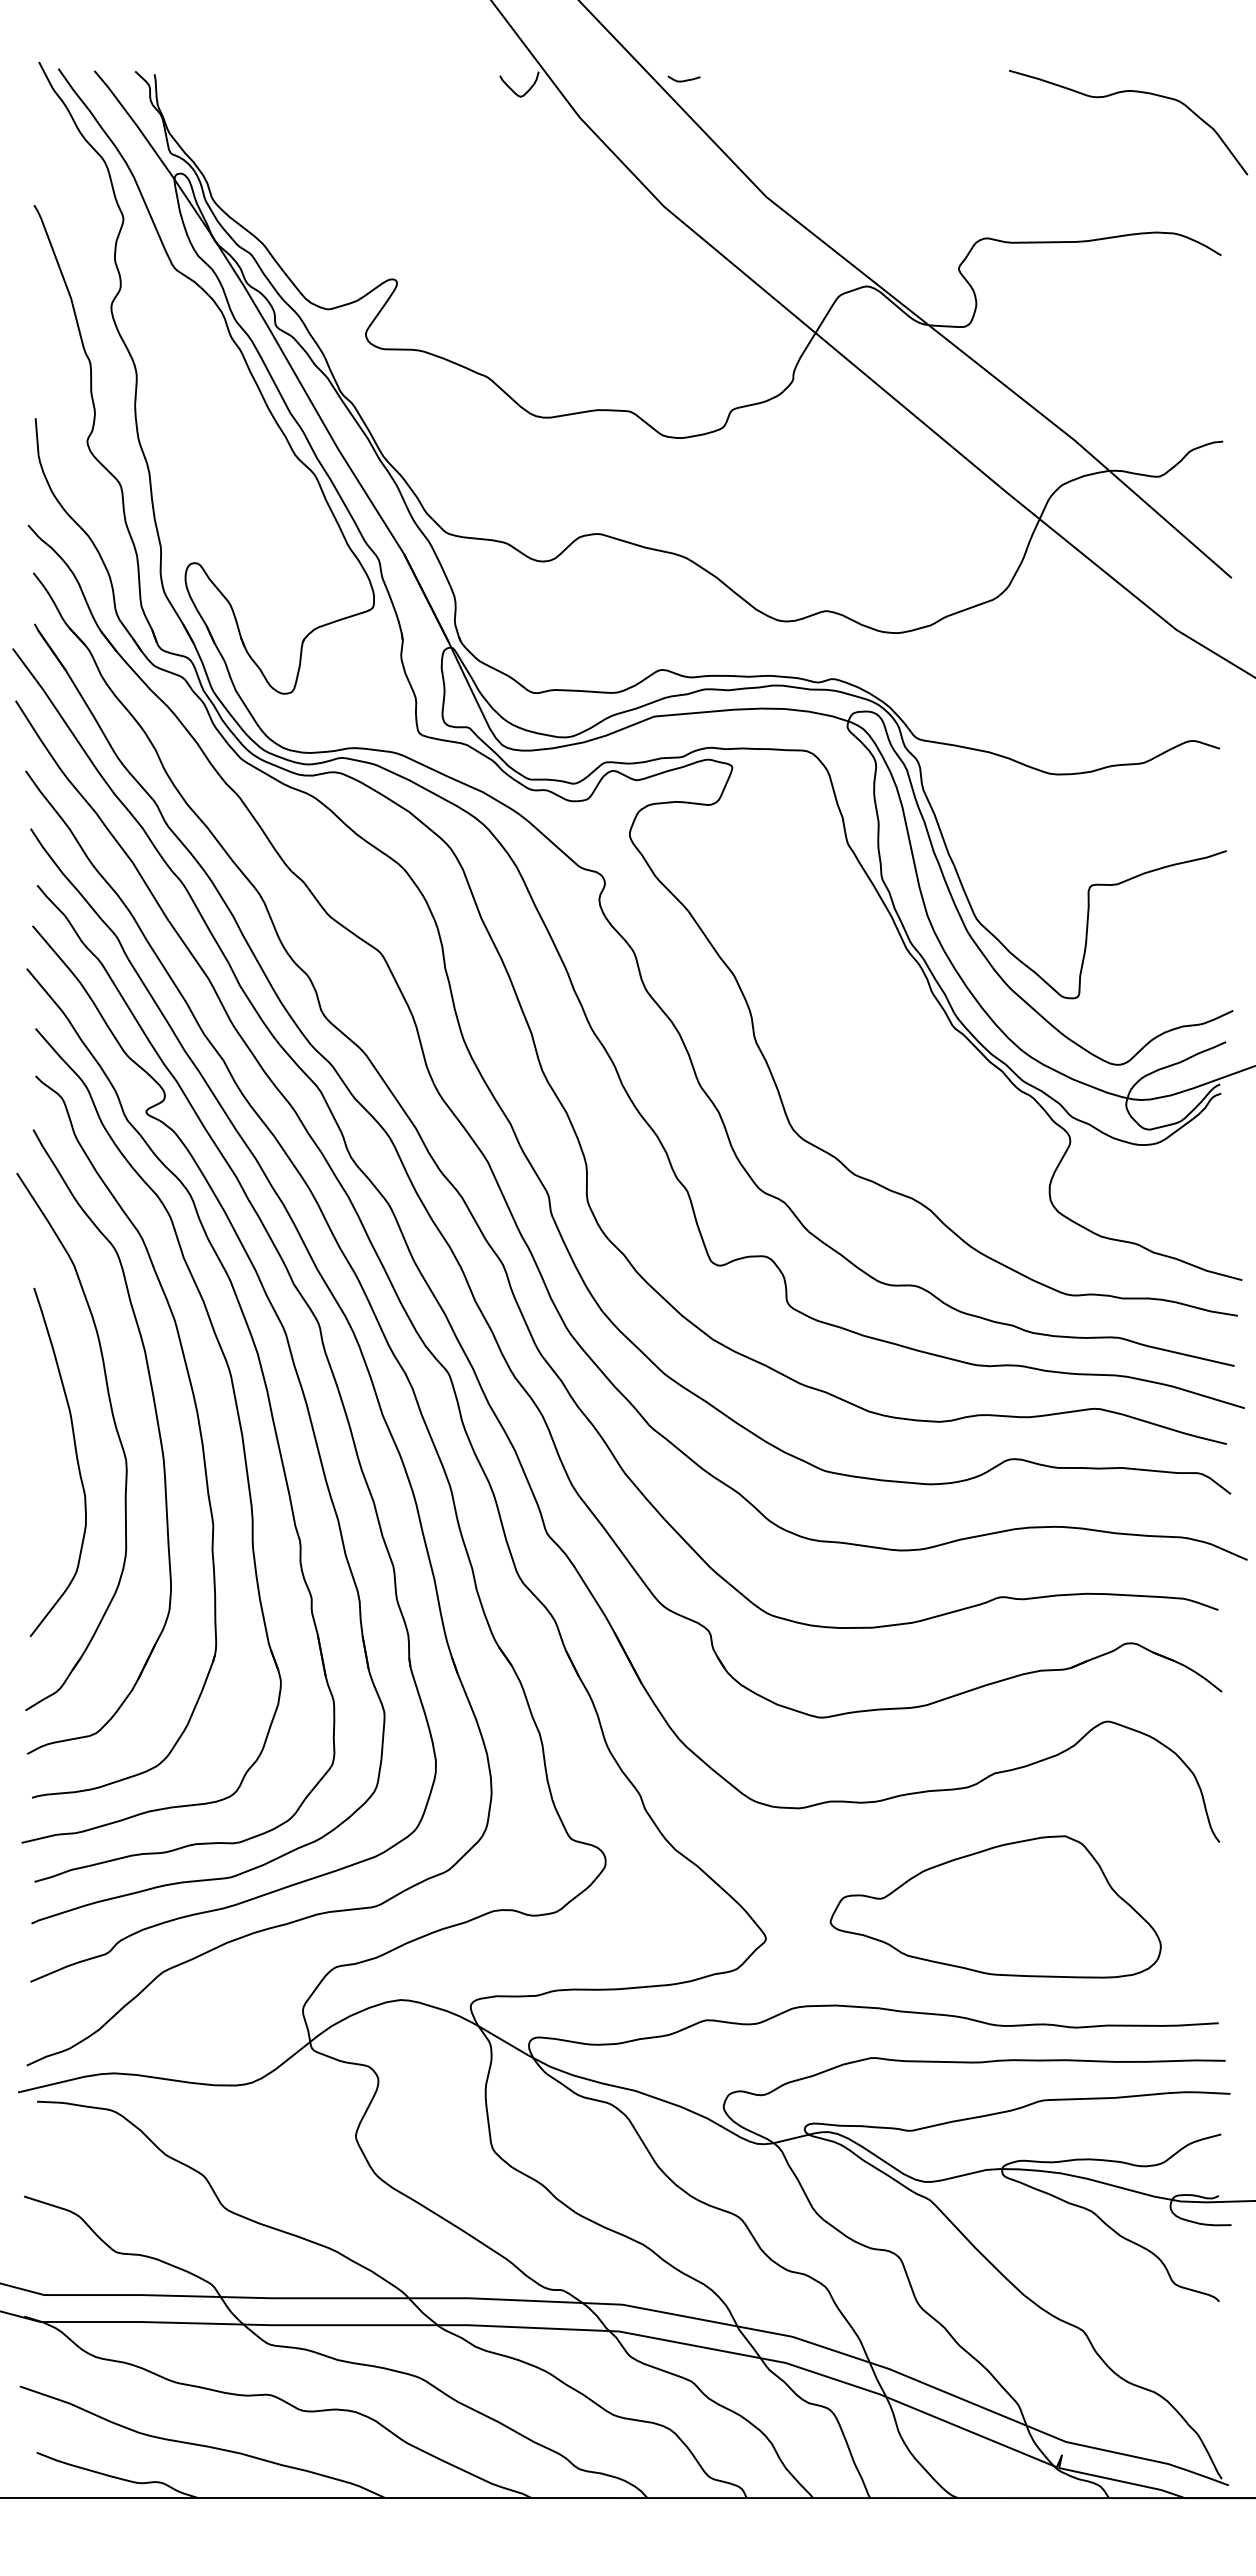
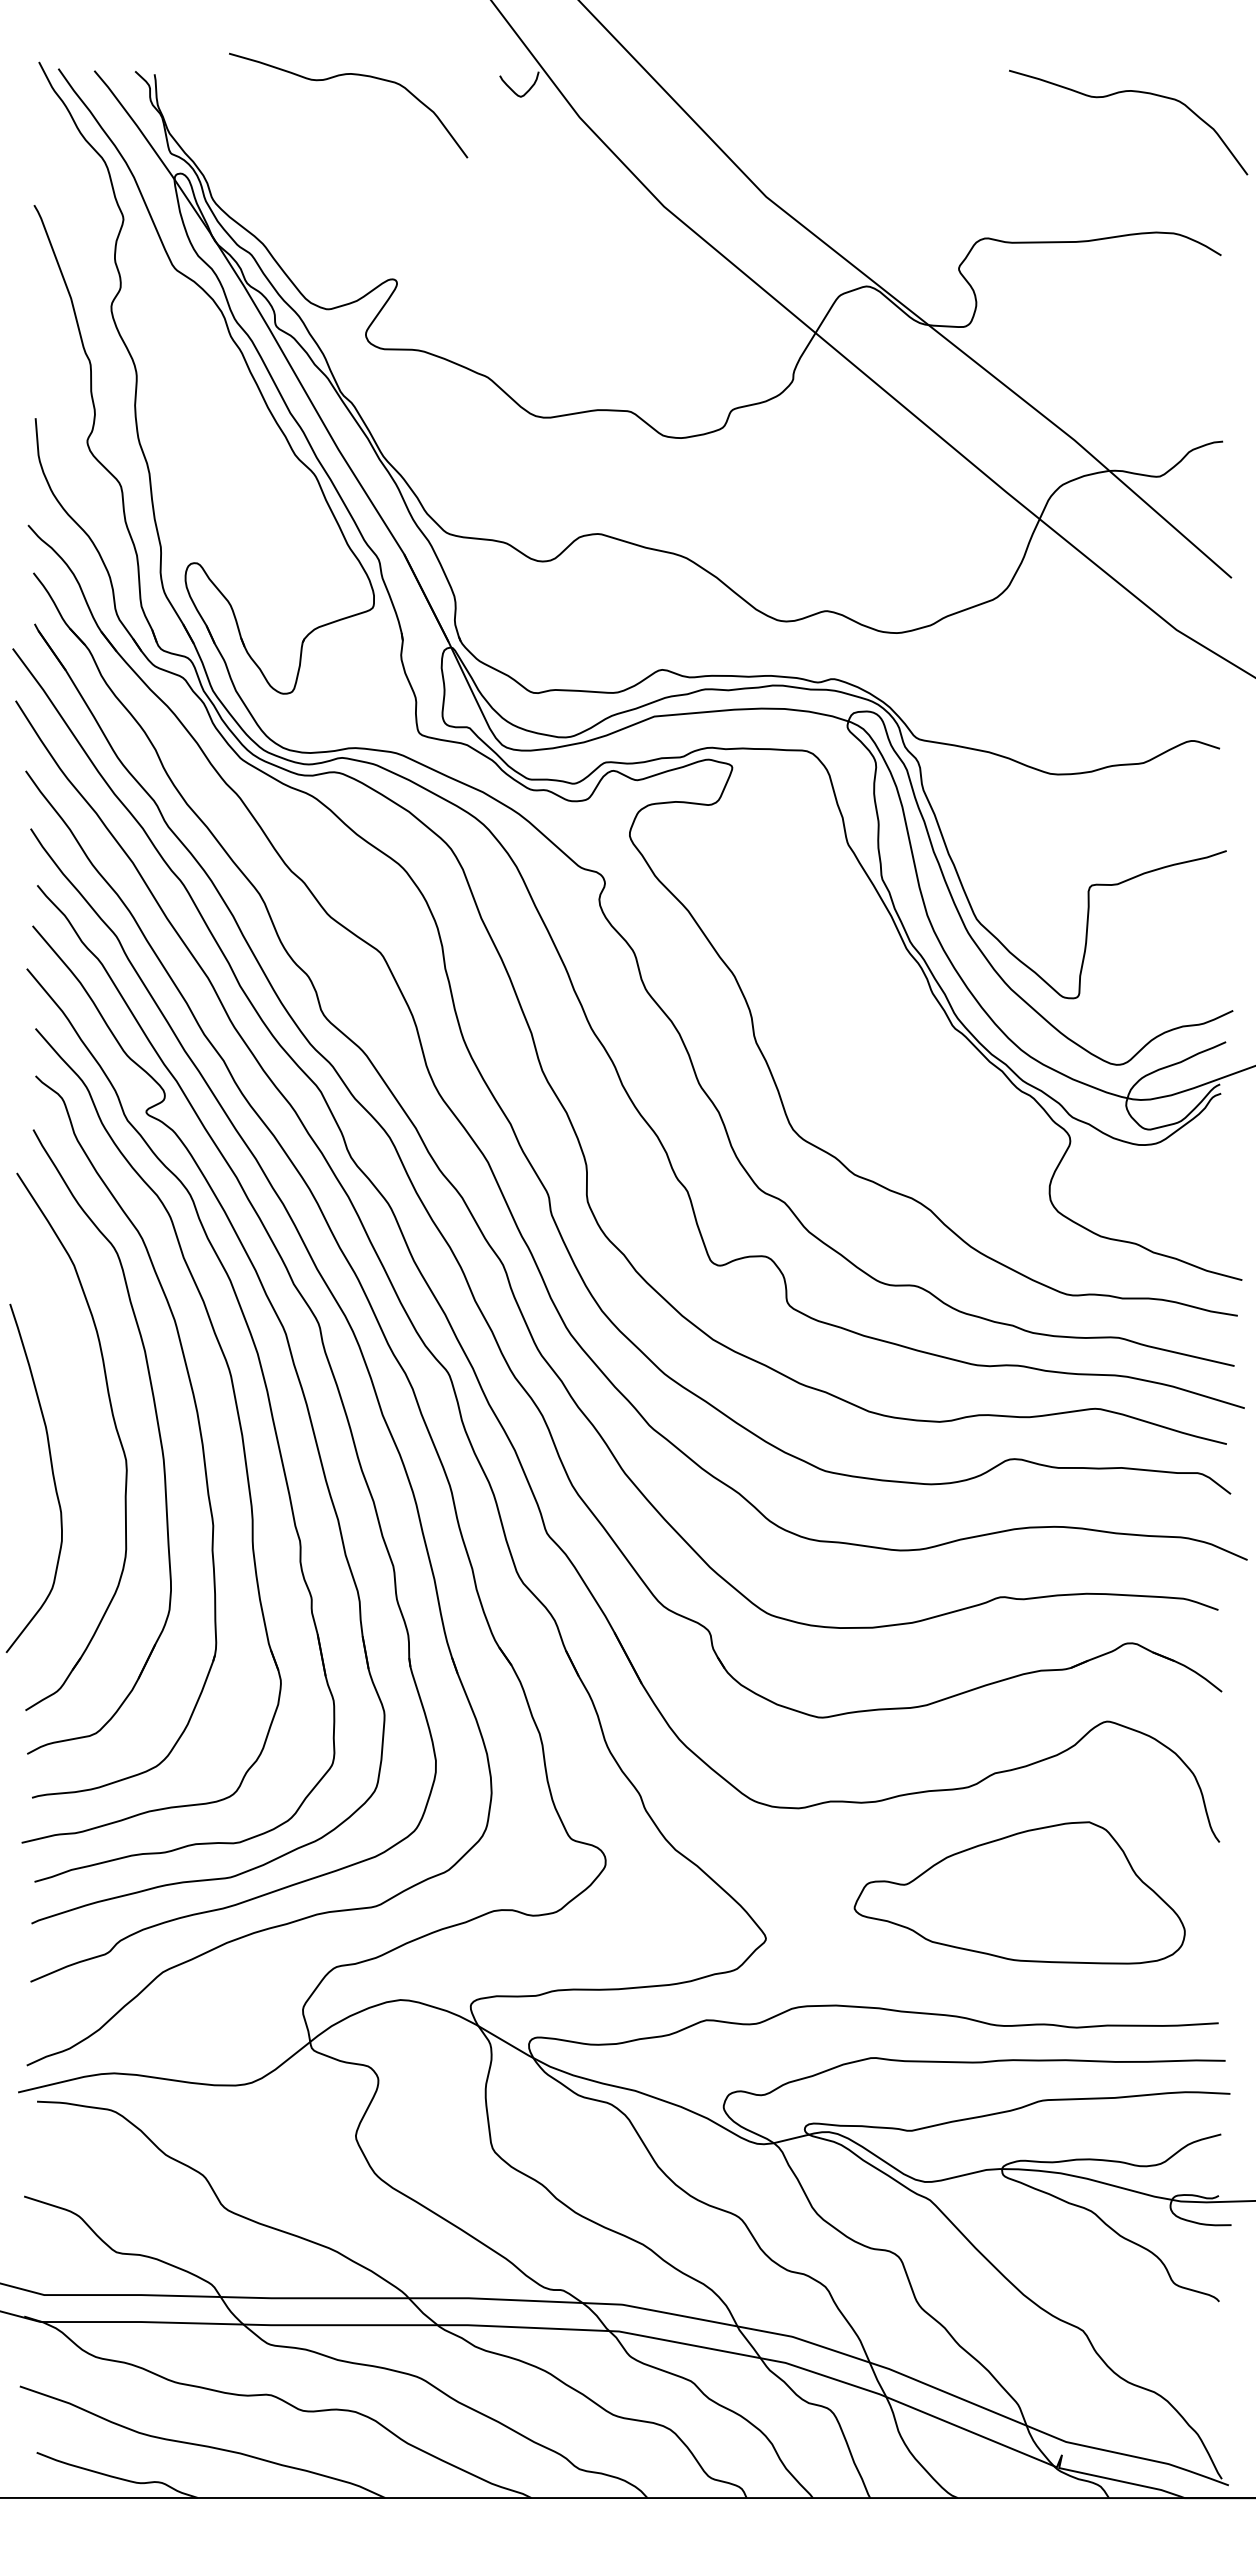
curve: none -> present (345, 75)
curve: present -> none (683, 80)
curve position: (75, 1455) -> (51, 1471) (51, 1471)
part position: (995, 1906) -> (1019, 1892) (1019, 1892)
